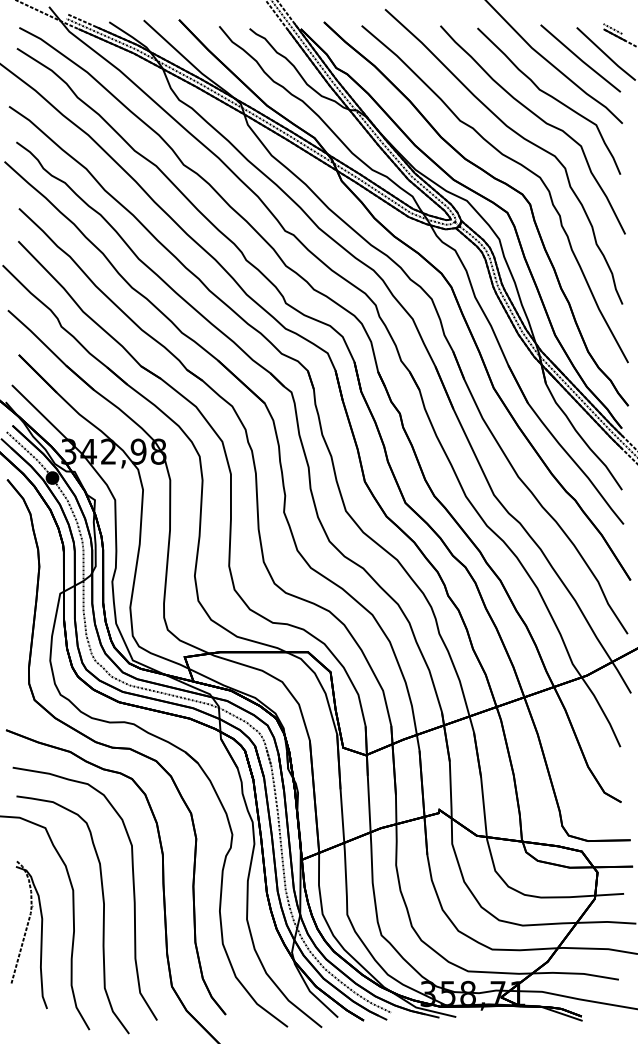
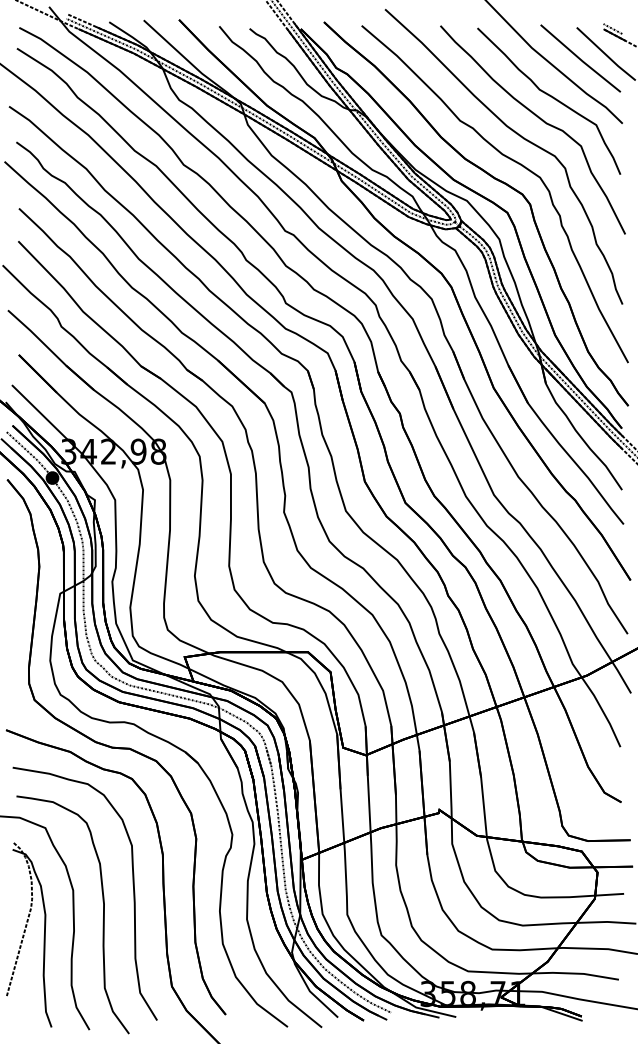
part size: 38x149 px -> 47x186 px (29, 934)
